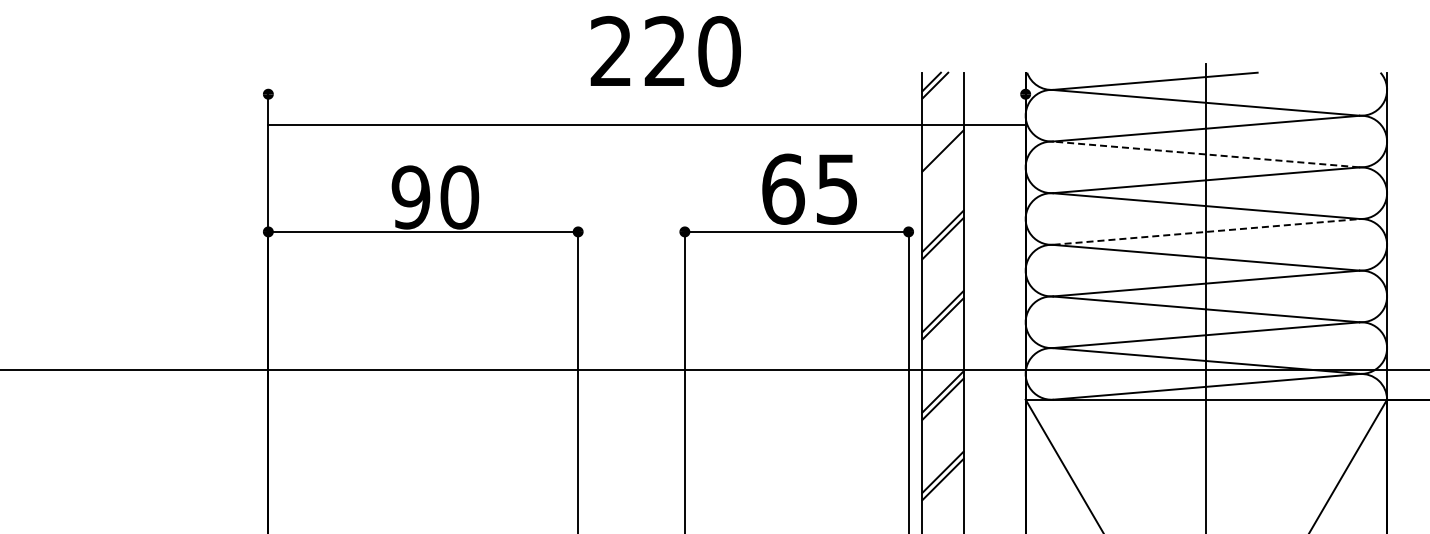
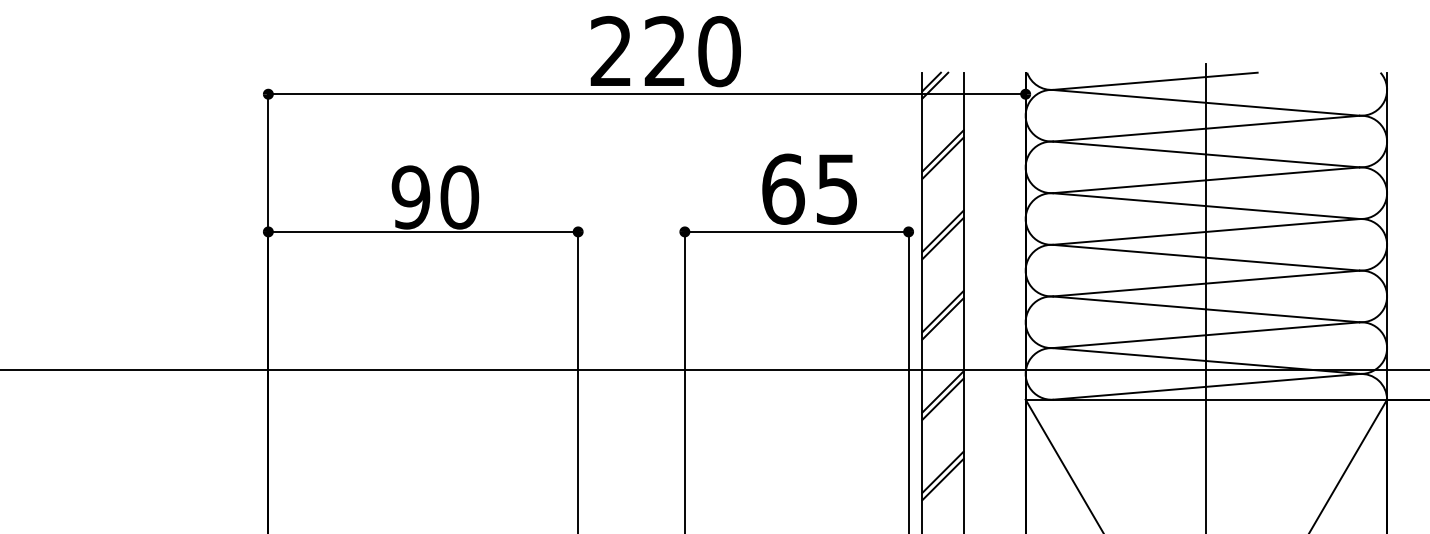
line position: (646, 125) -> (646, 94) (646, 94)
line: dashed -> solid (1205, 154)
line: none -> present (942, 157)
line: dashed -> solid (1206, 231)
